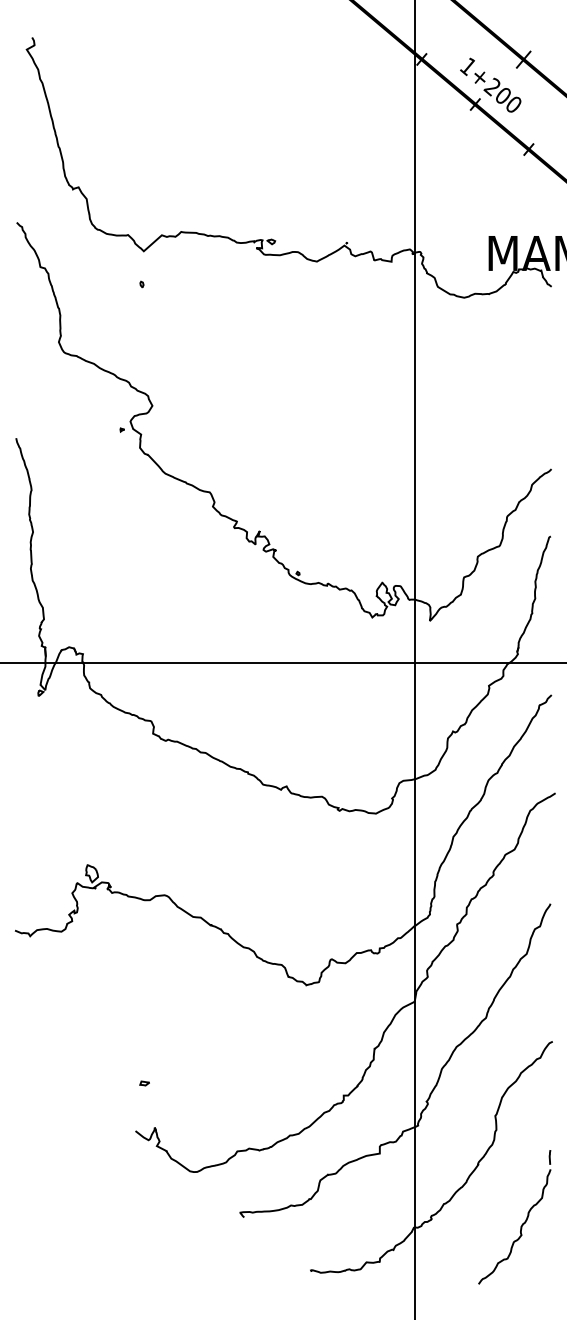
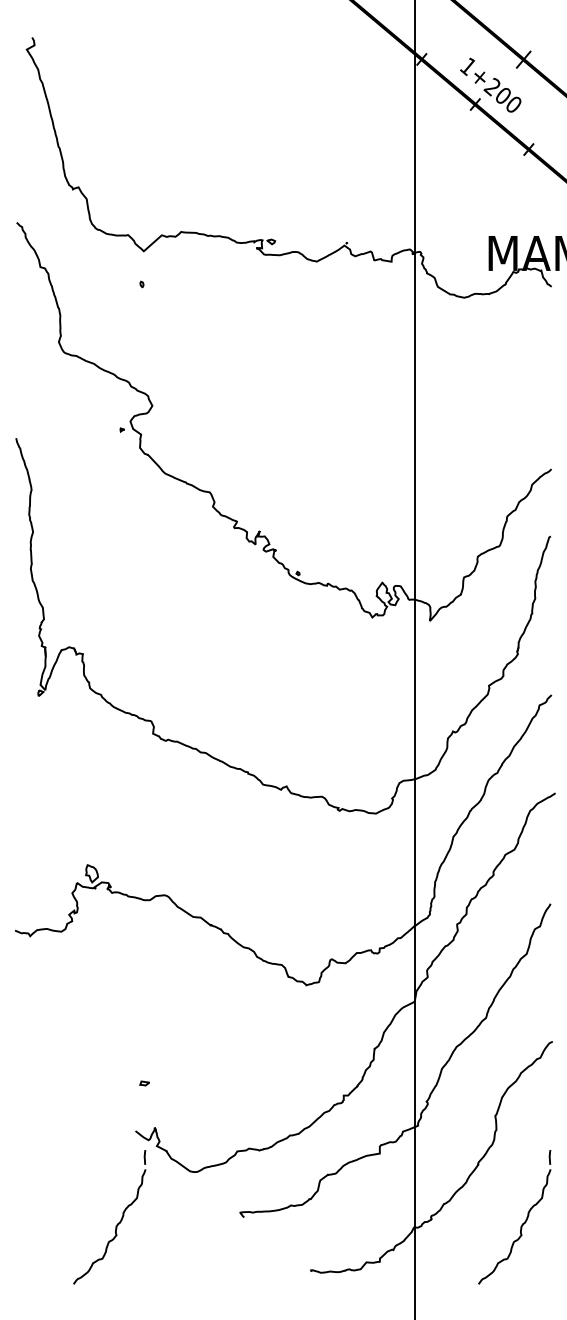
line: present -> none (282, 663)
part: none -> present (116, 1224)
